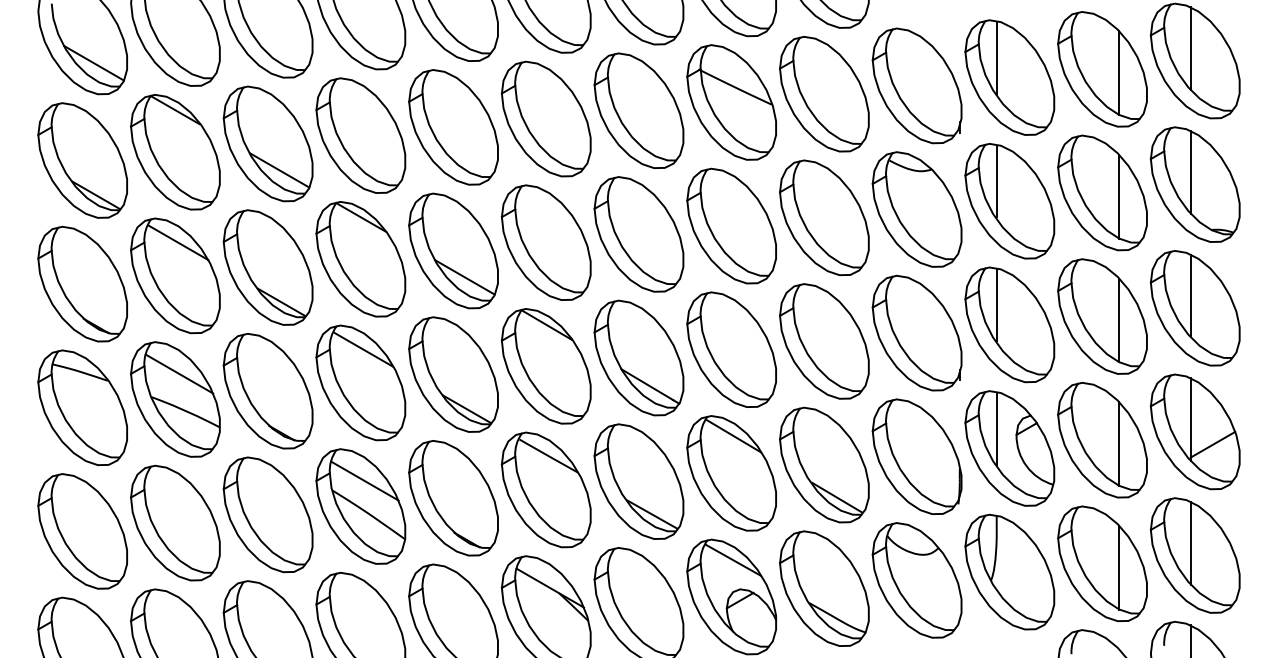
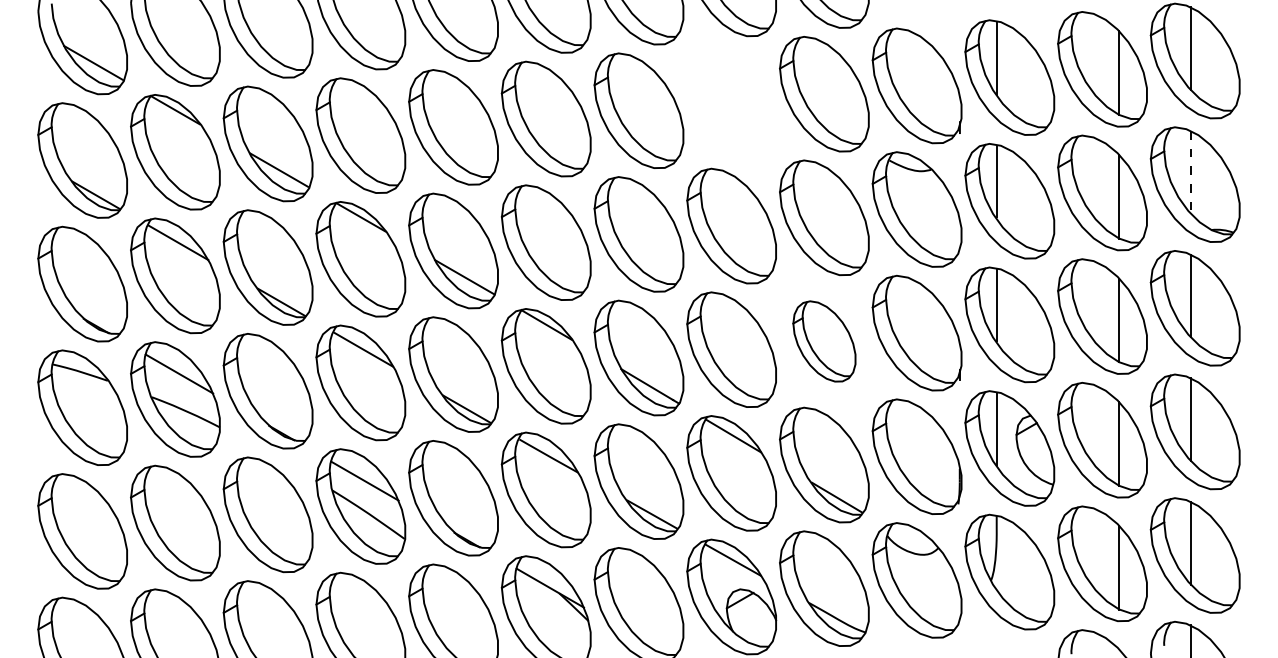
part: present -> none (731, 102)
line: solid -> dashed (1190, 172)
part size: 91x117 px -> 65x83 px (824, 341)
line: present -> none (1212, 444)
